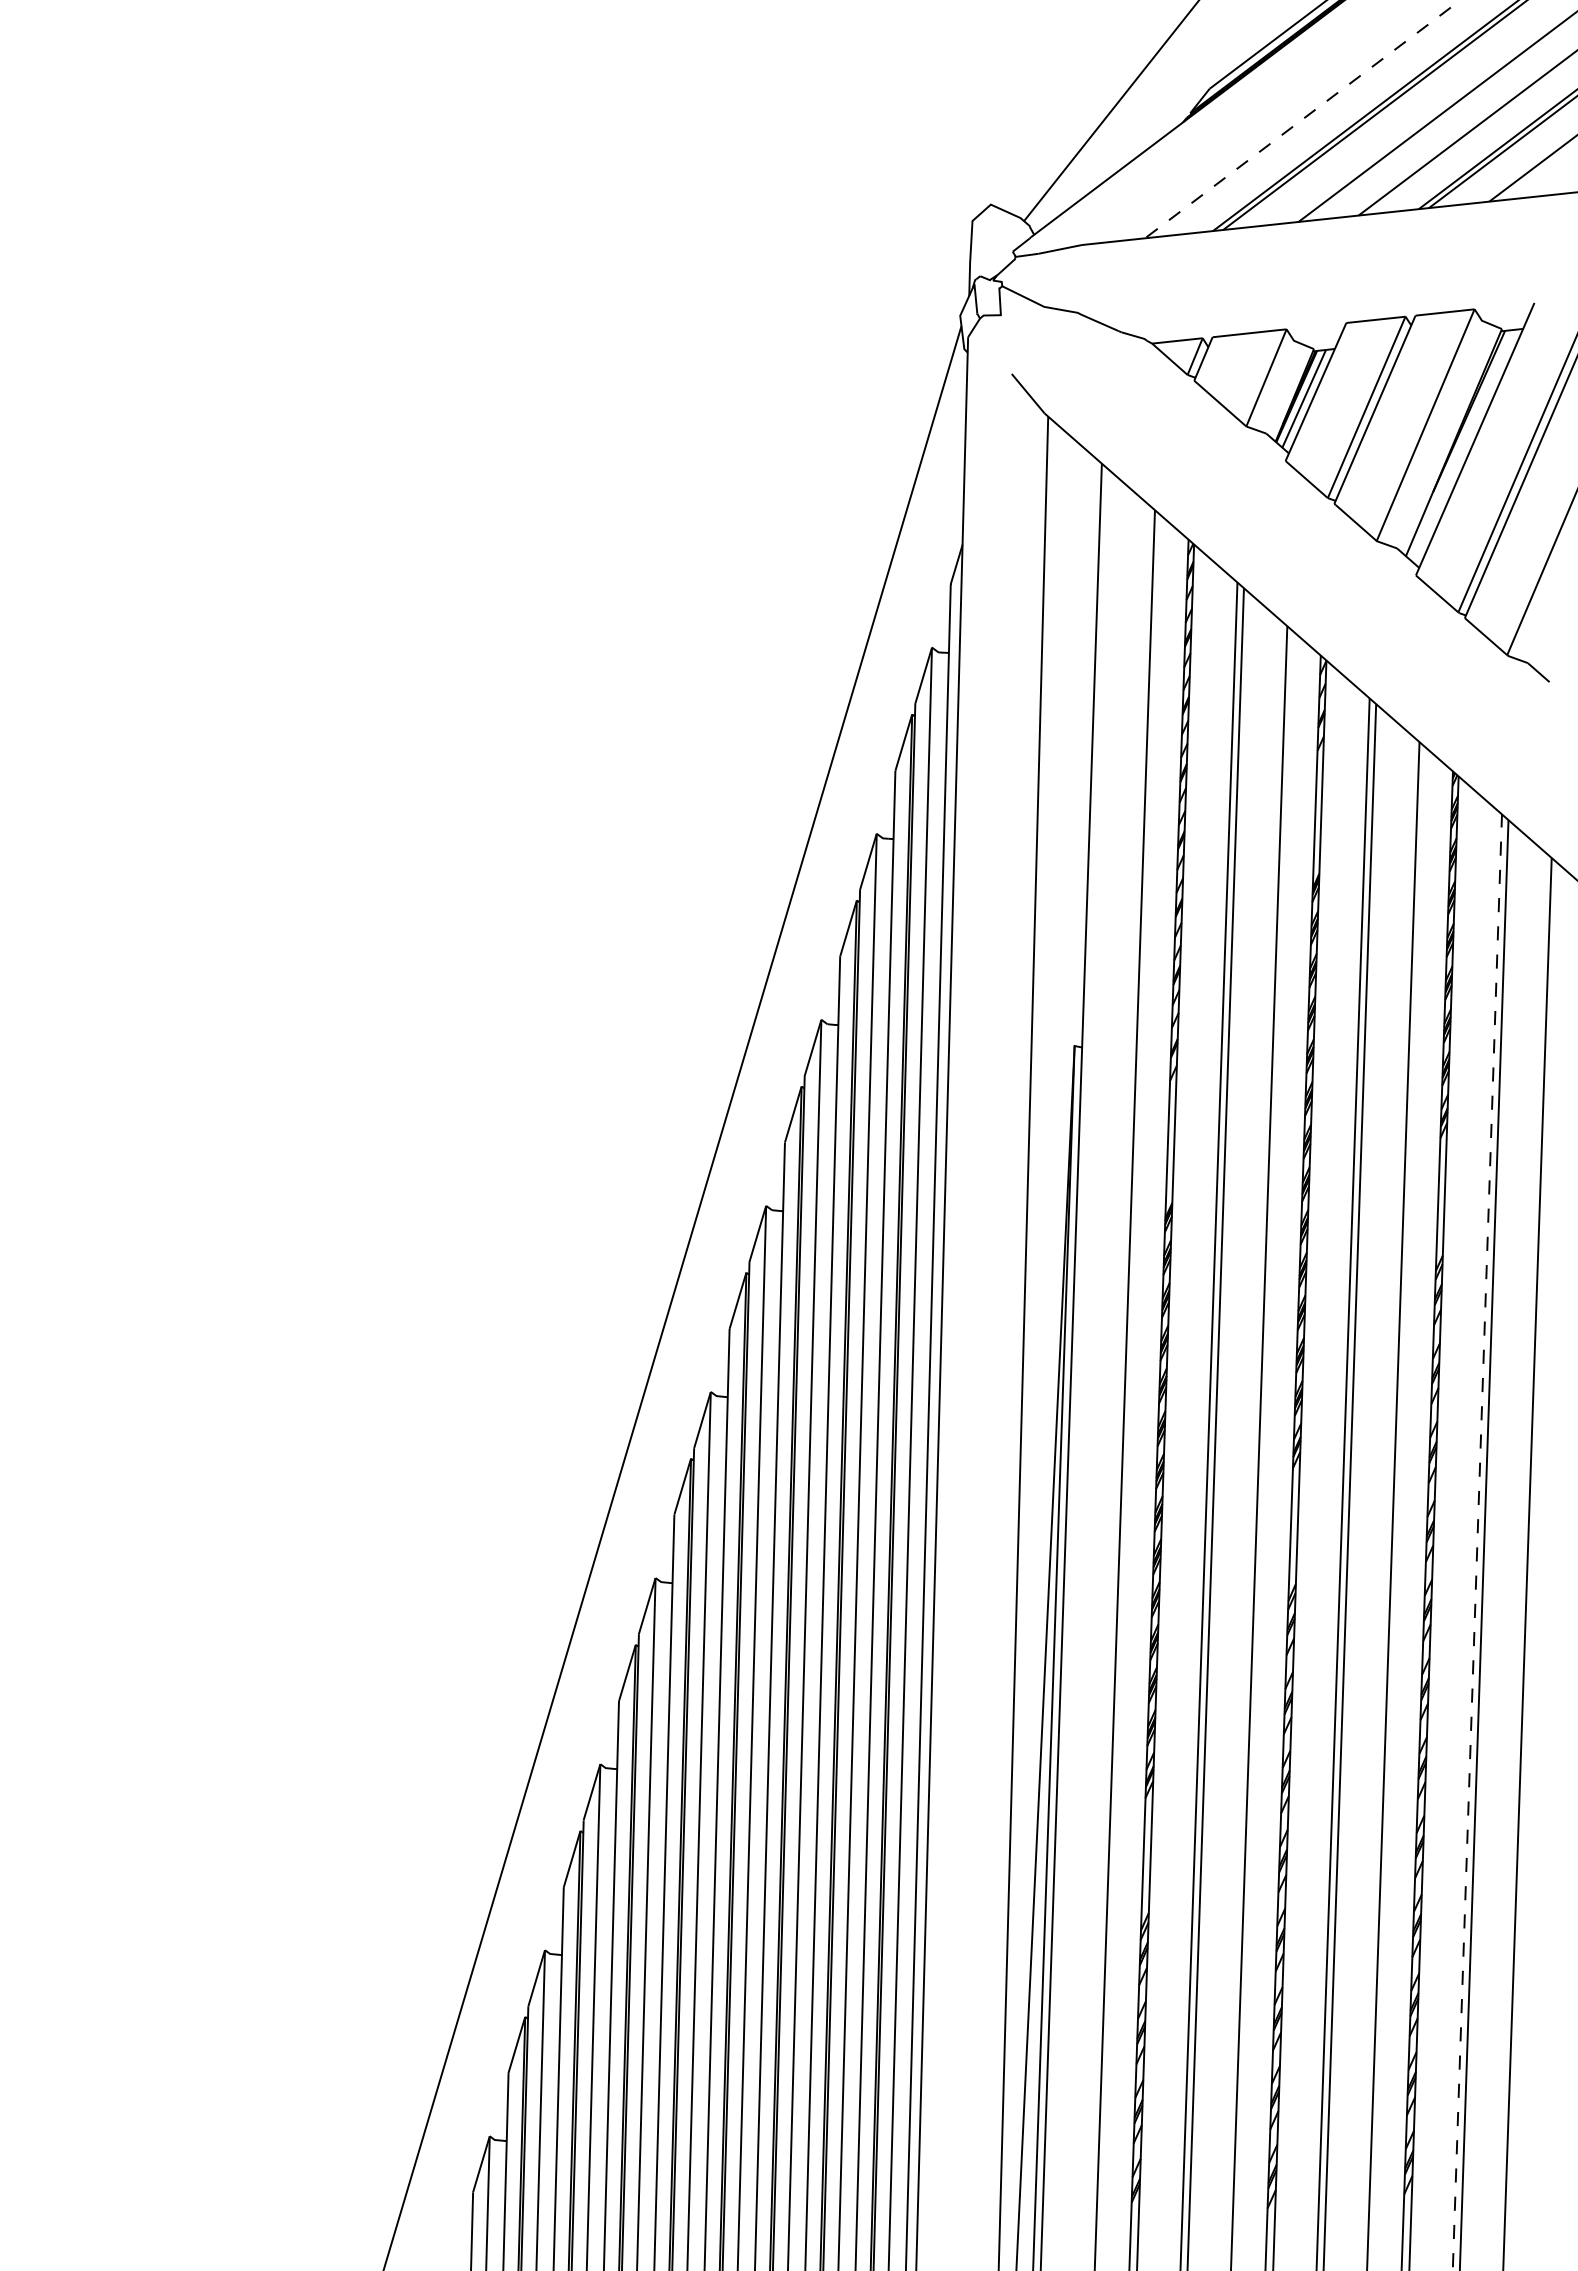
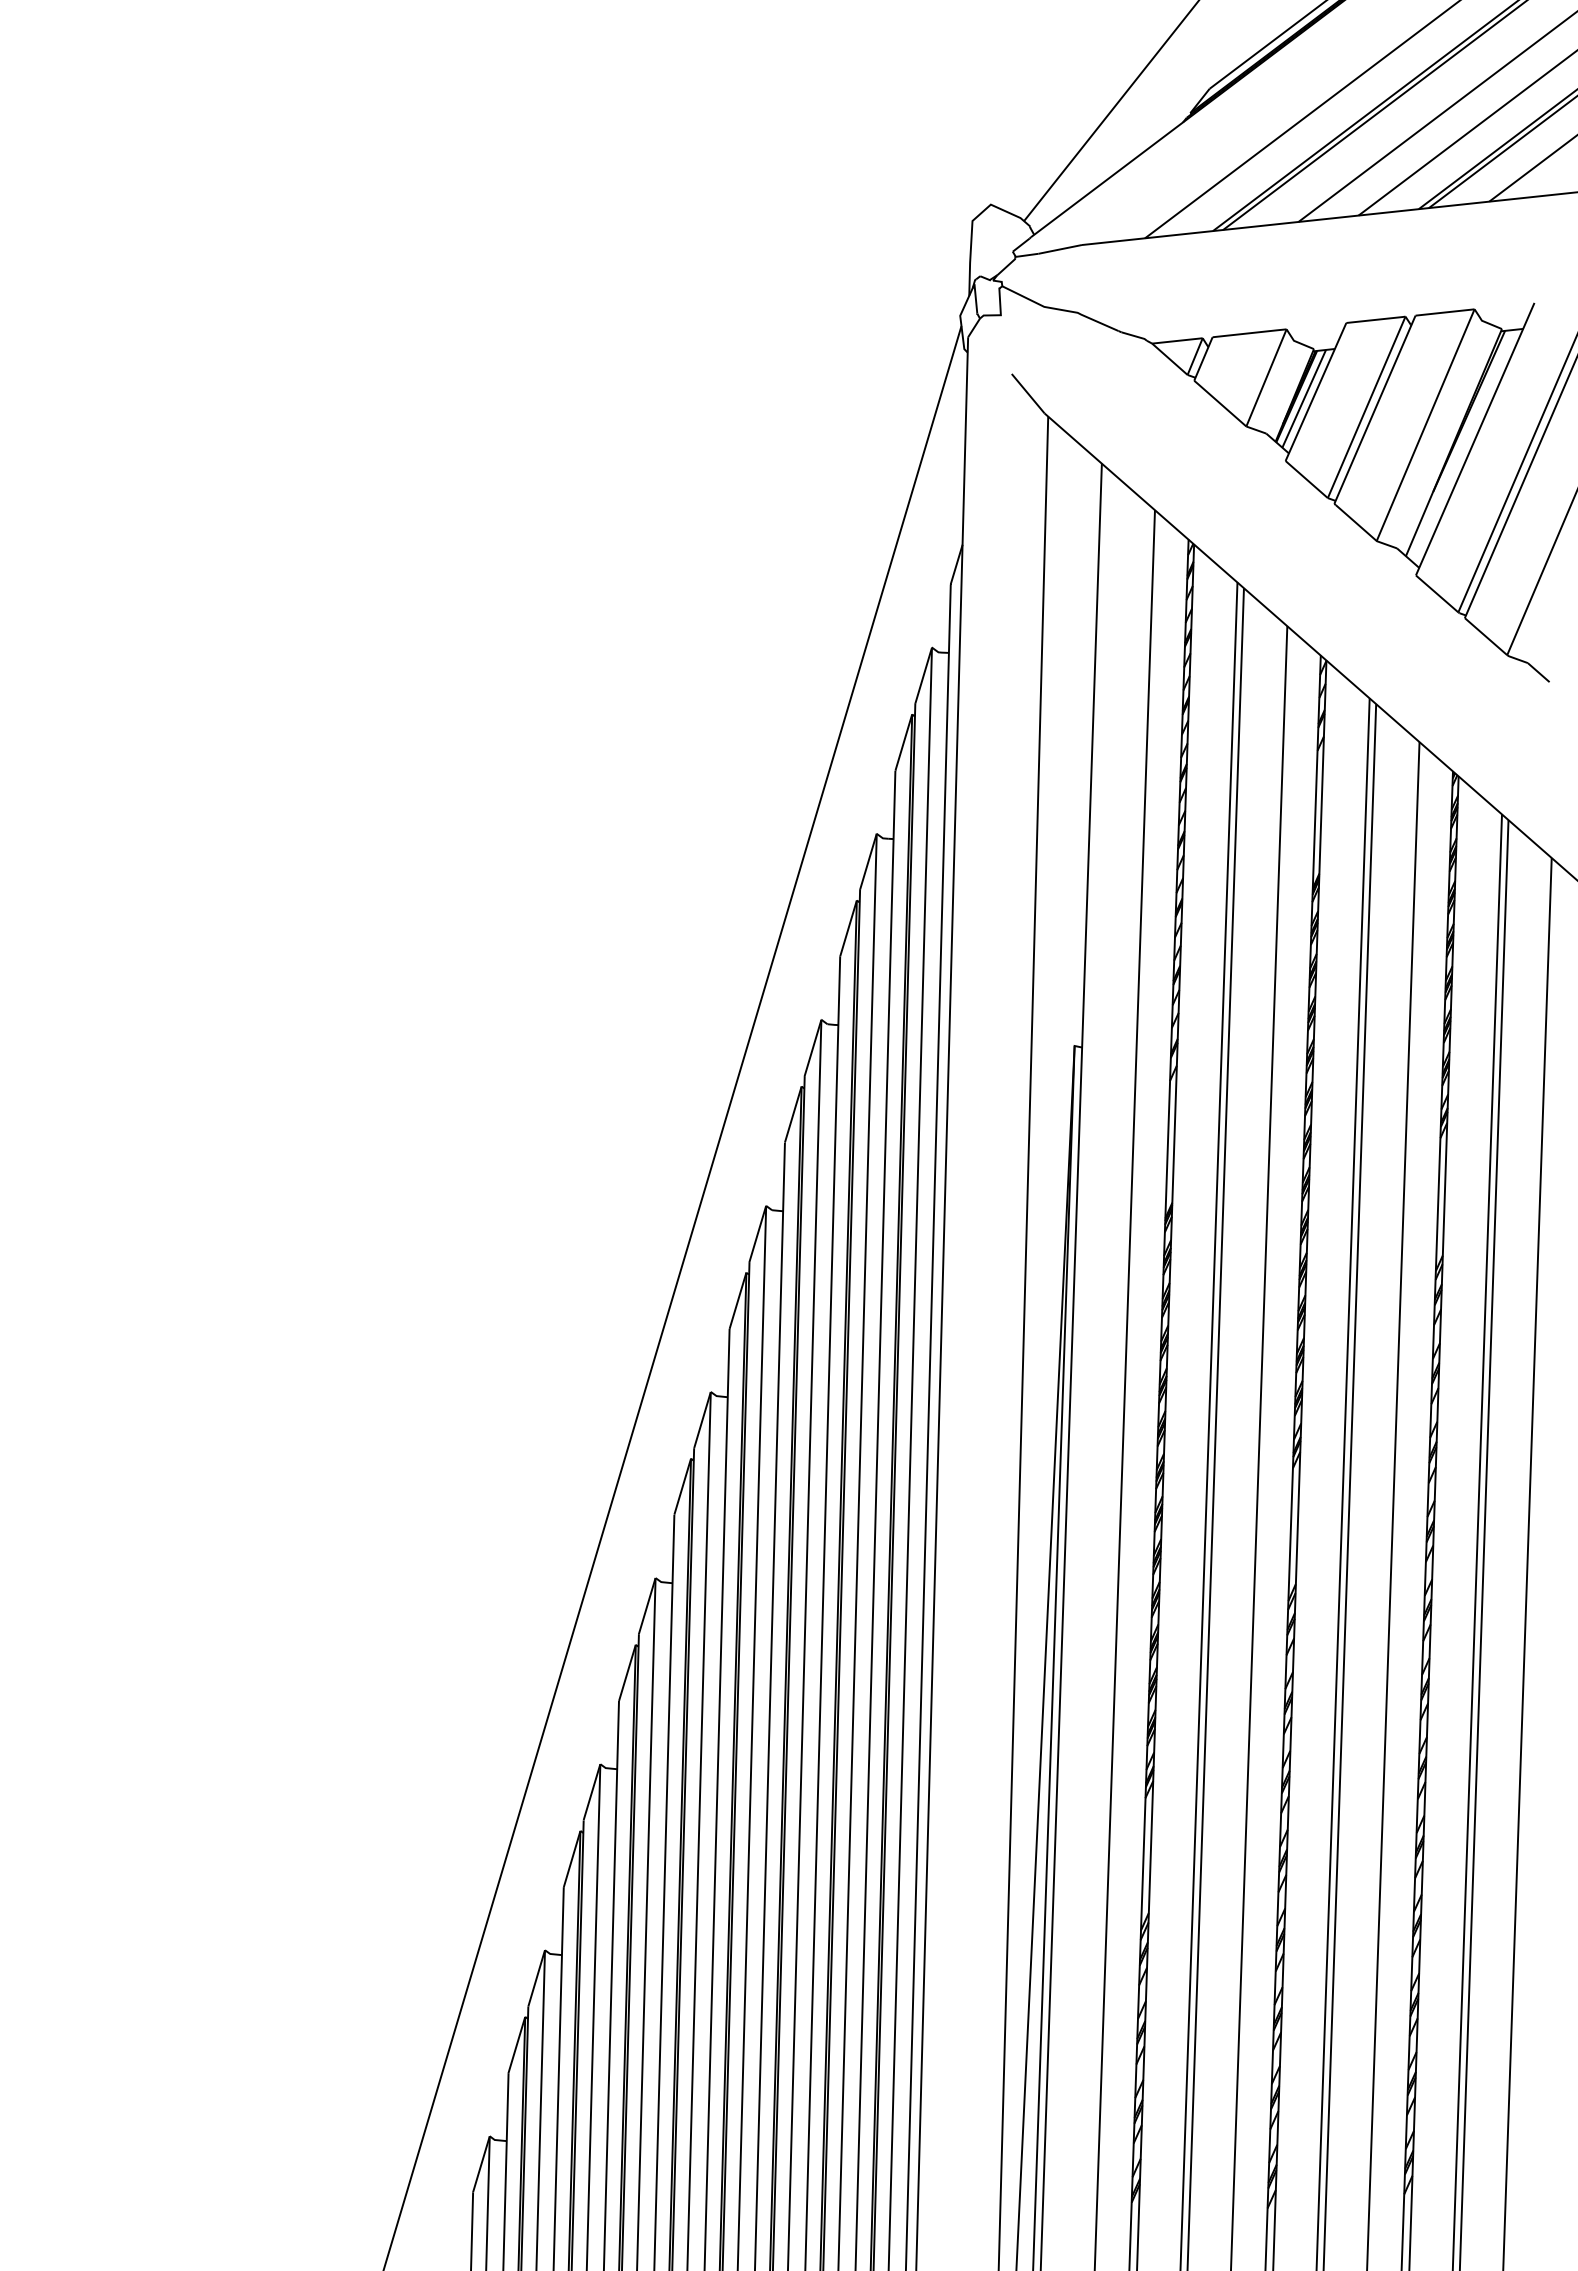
line: dashed -> solid (1302, 119)
line: dashed -> solid (1477, 1541)
